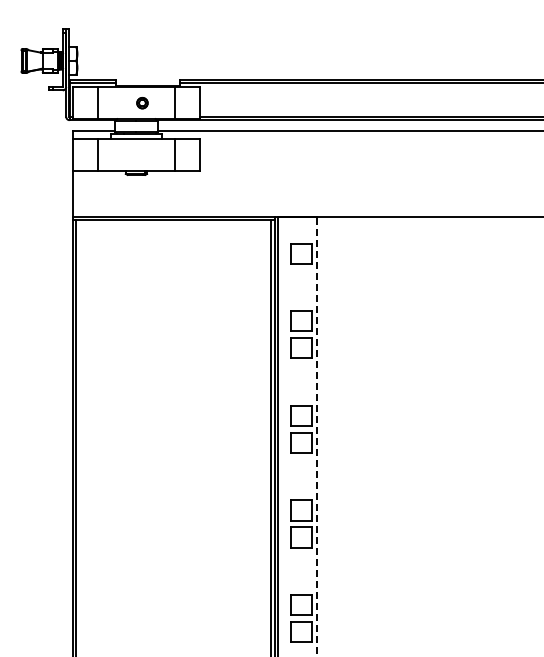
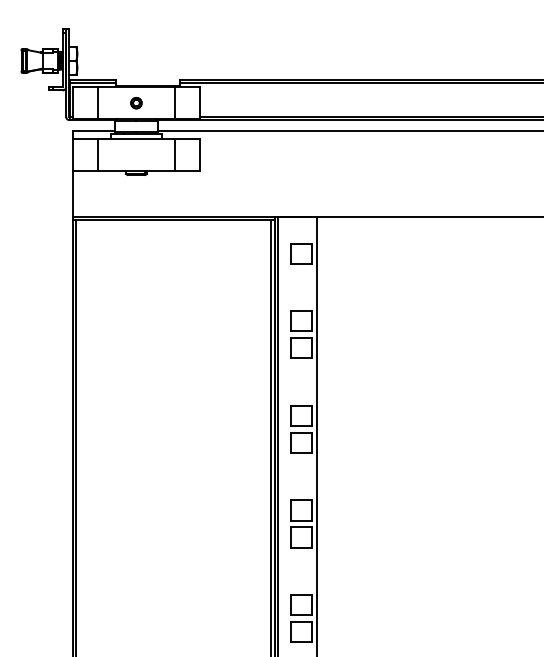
part position: (142, 103) -> (136, 103) (136, 103)
line: dashed -> solid (317, 436)
